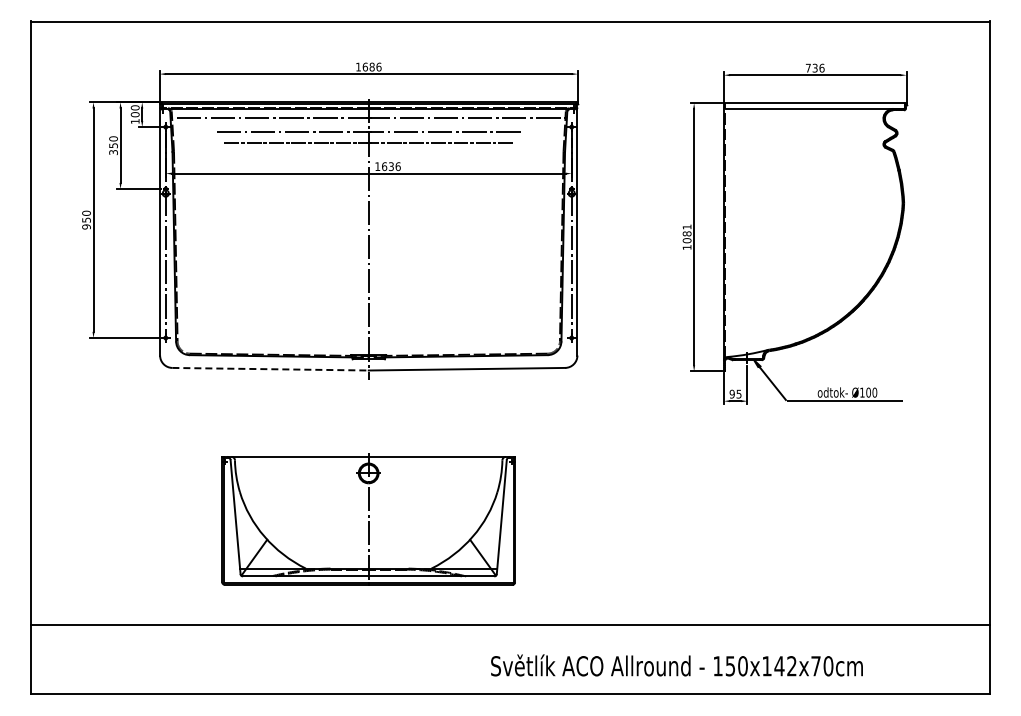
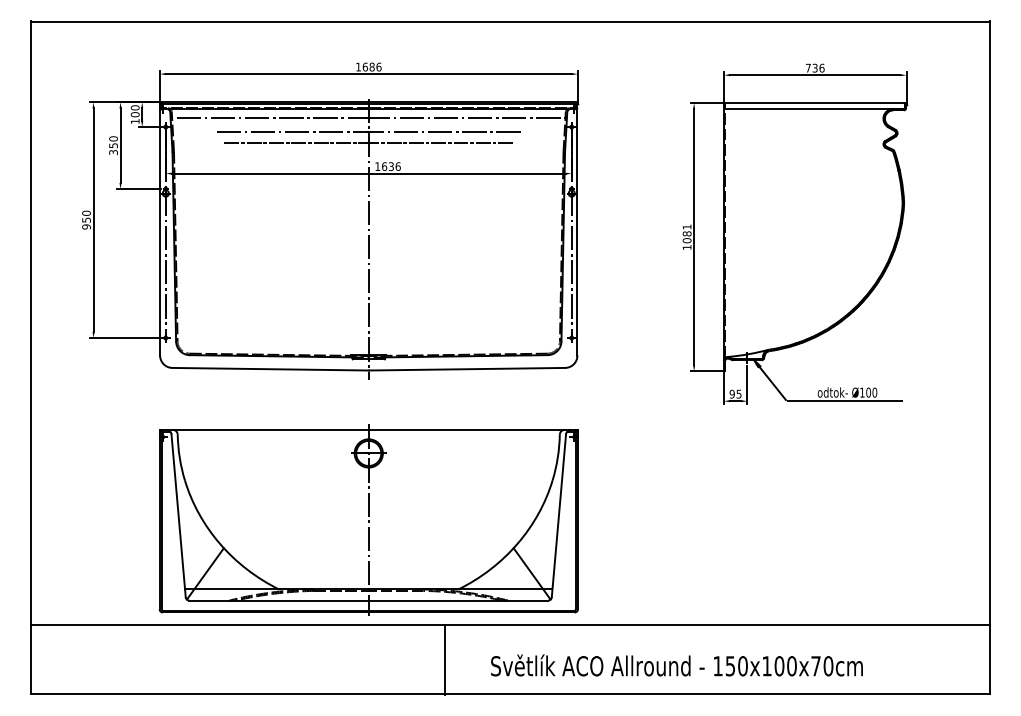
line: dashed -> solid (271, 369)
part size: 295x133 px -> 421x192 px (368, 519)
line: none -> present (444, 659)
text: 150x142x70cm -> 150x100x70cm (785, 666)
